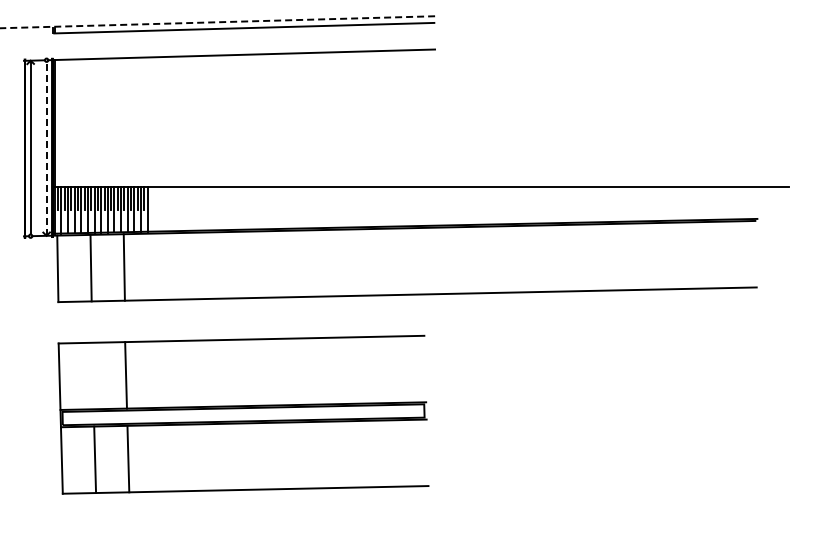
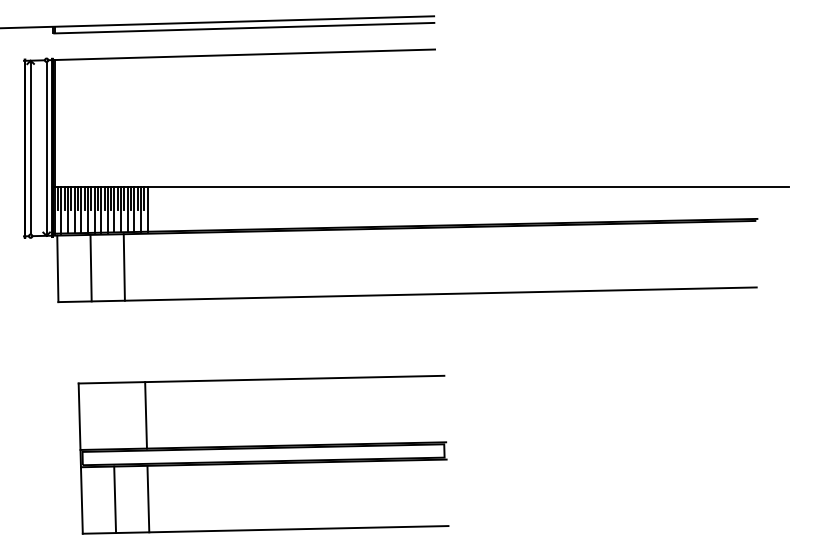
line: dashed -> solid (217, 22)
line: dashed -> solid (46, 148)
part position: (243, 414) -> (263, 454) (263, 454)
